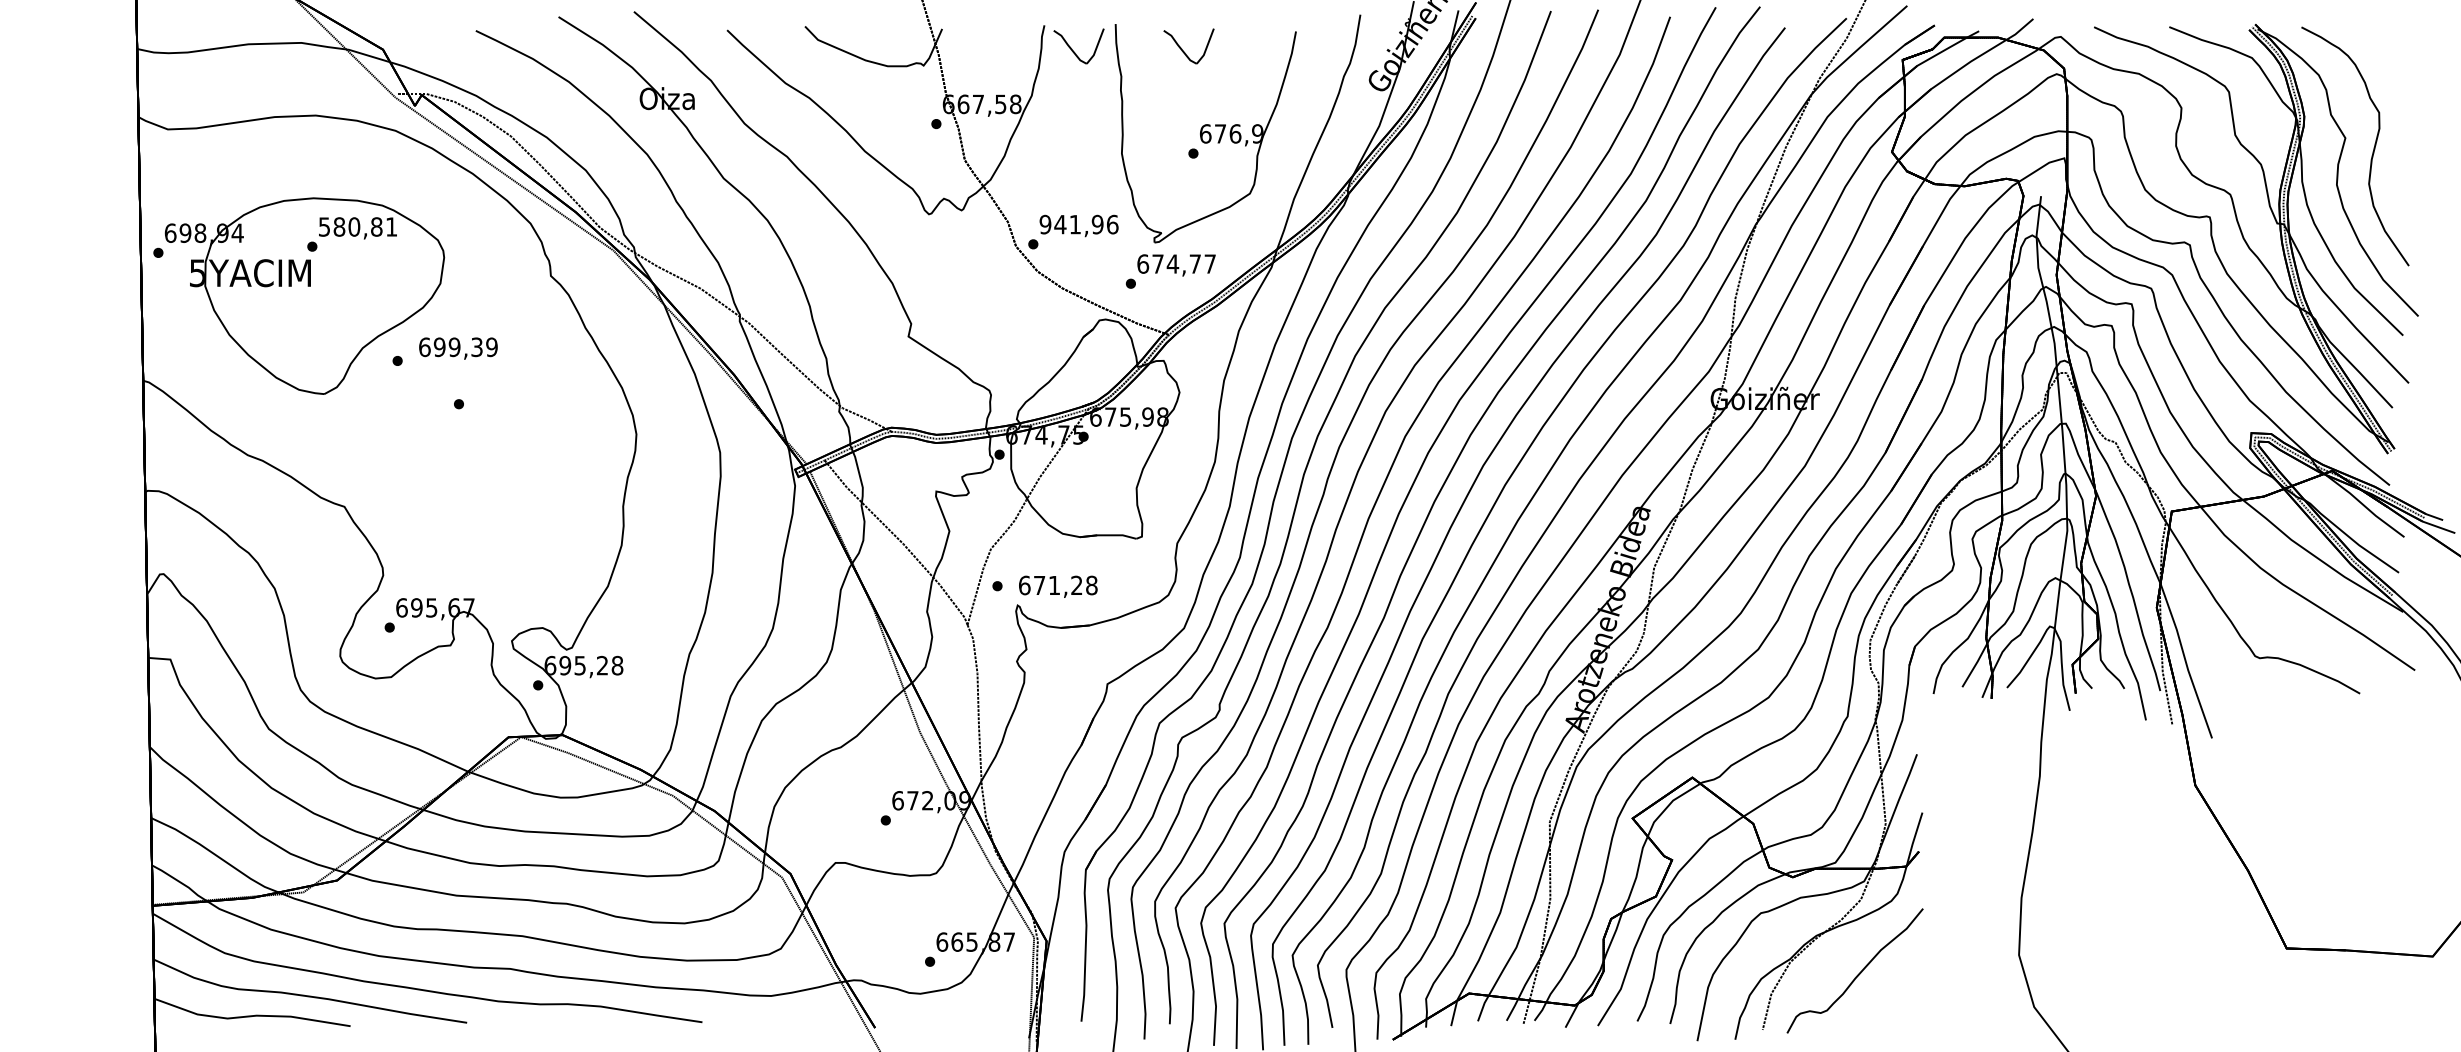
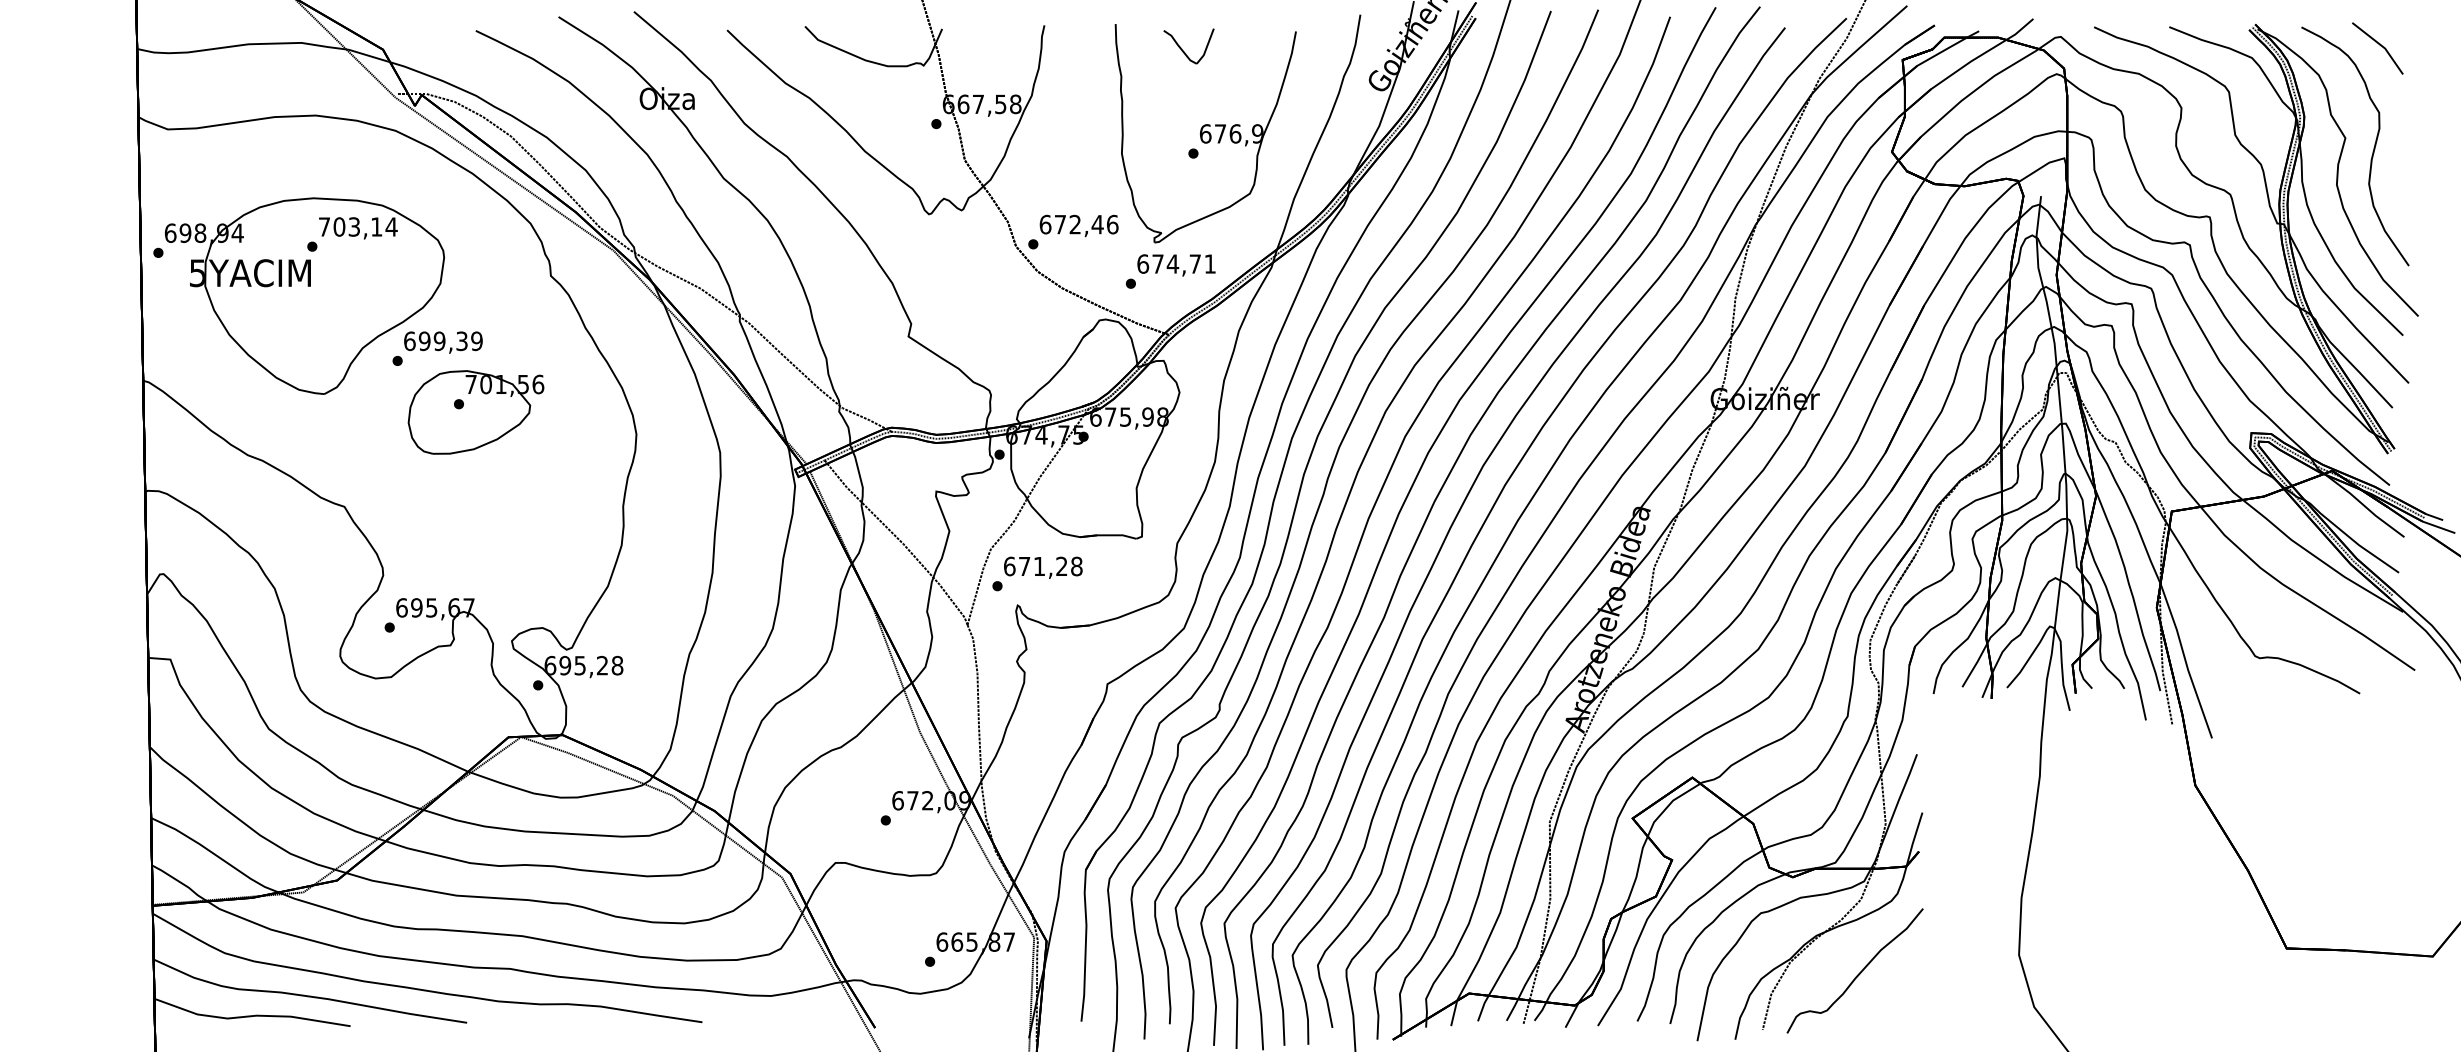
part: none -> present (2377, 48)
part: present -> none (1073, 50)
text: 941,96 -> 672,46 (1071, 224)
text: 580,81 -> 703,14 (358, 226)
text: 674,77 -> 674,71 (1209, 263)
text position: (458, 348) -> (443, 342) (443, 342)
part: none -> present (475, 412)
text position: (1058, 586) -> (1043, 567) (1043, 567)
